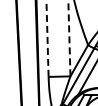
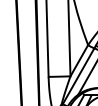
line: dashed -> solid (47, 38)
line: dashed -> solid (69, 38)
